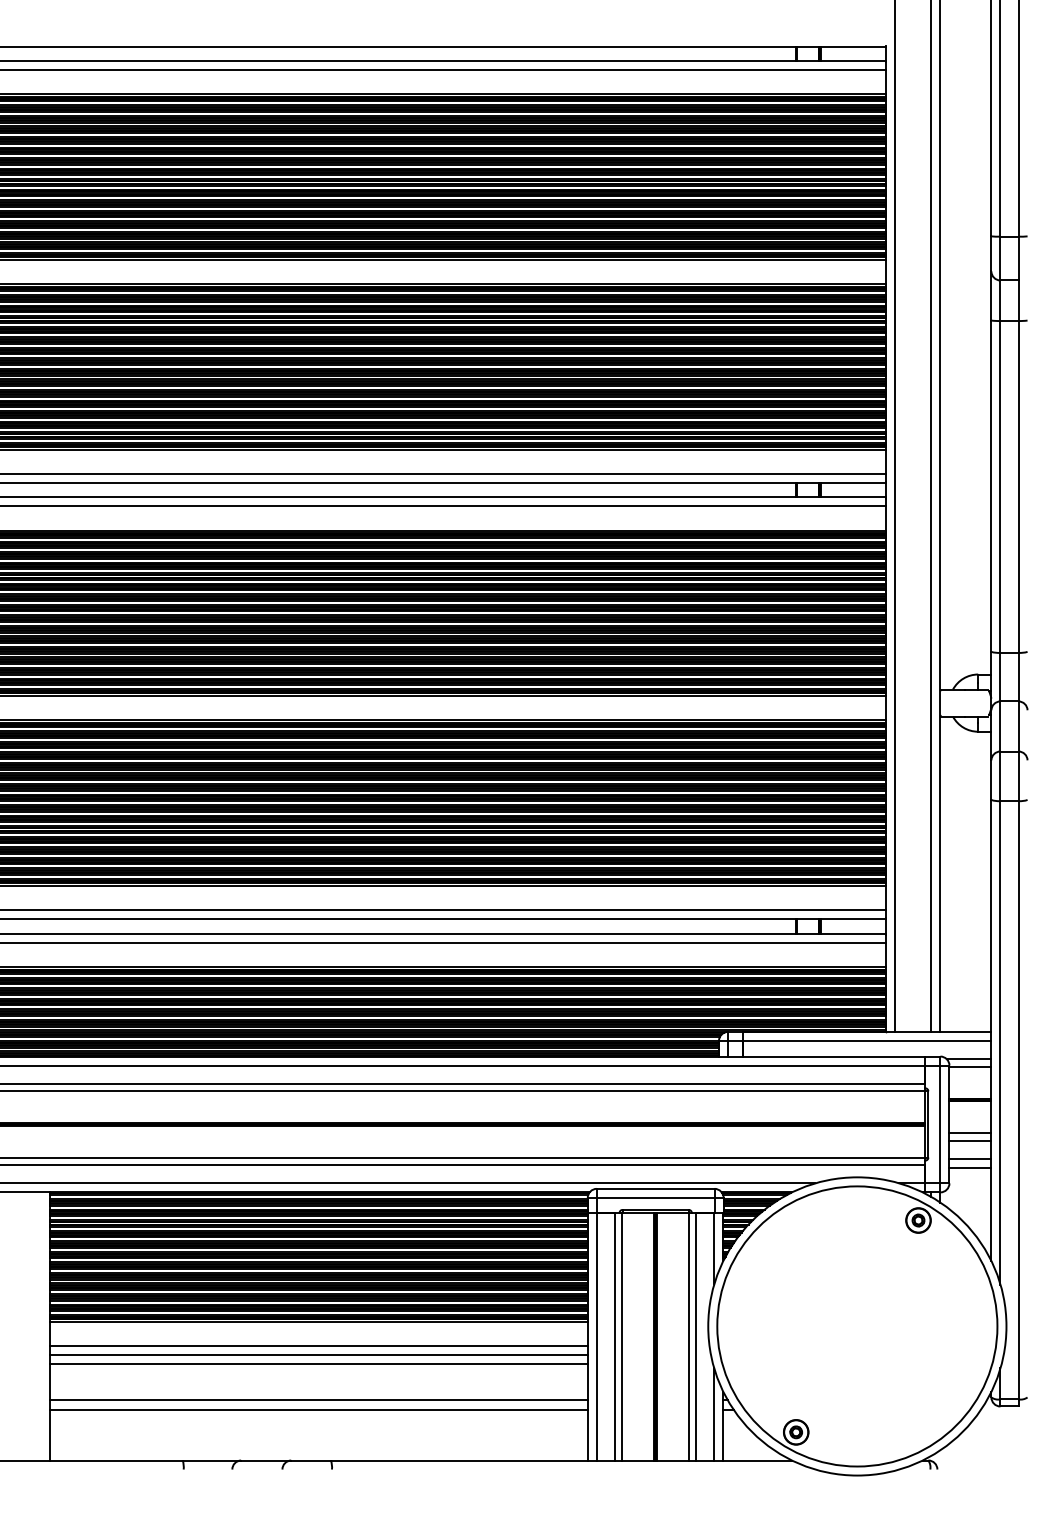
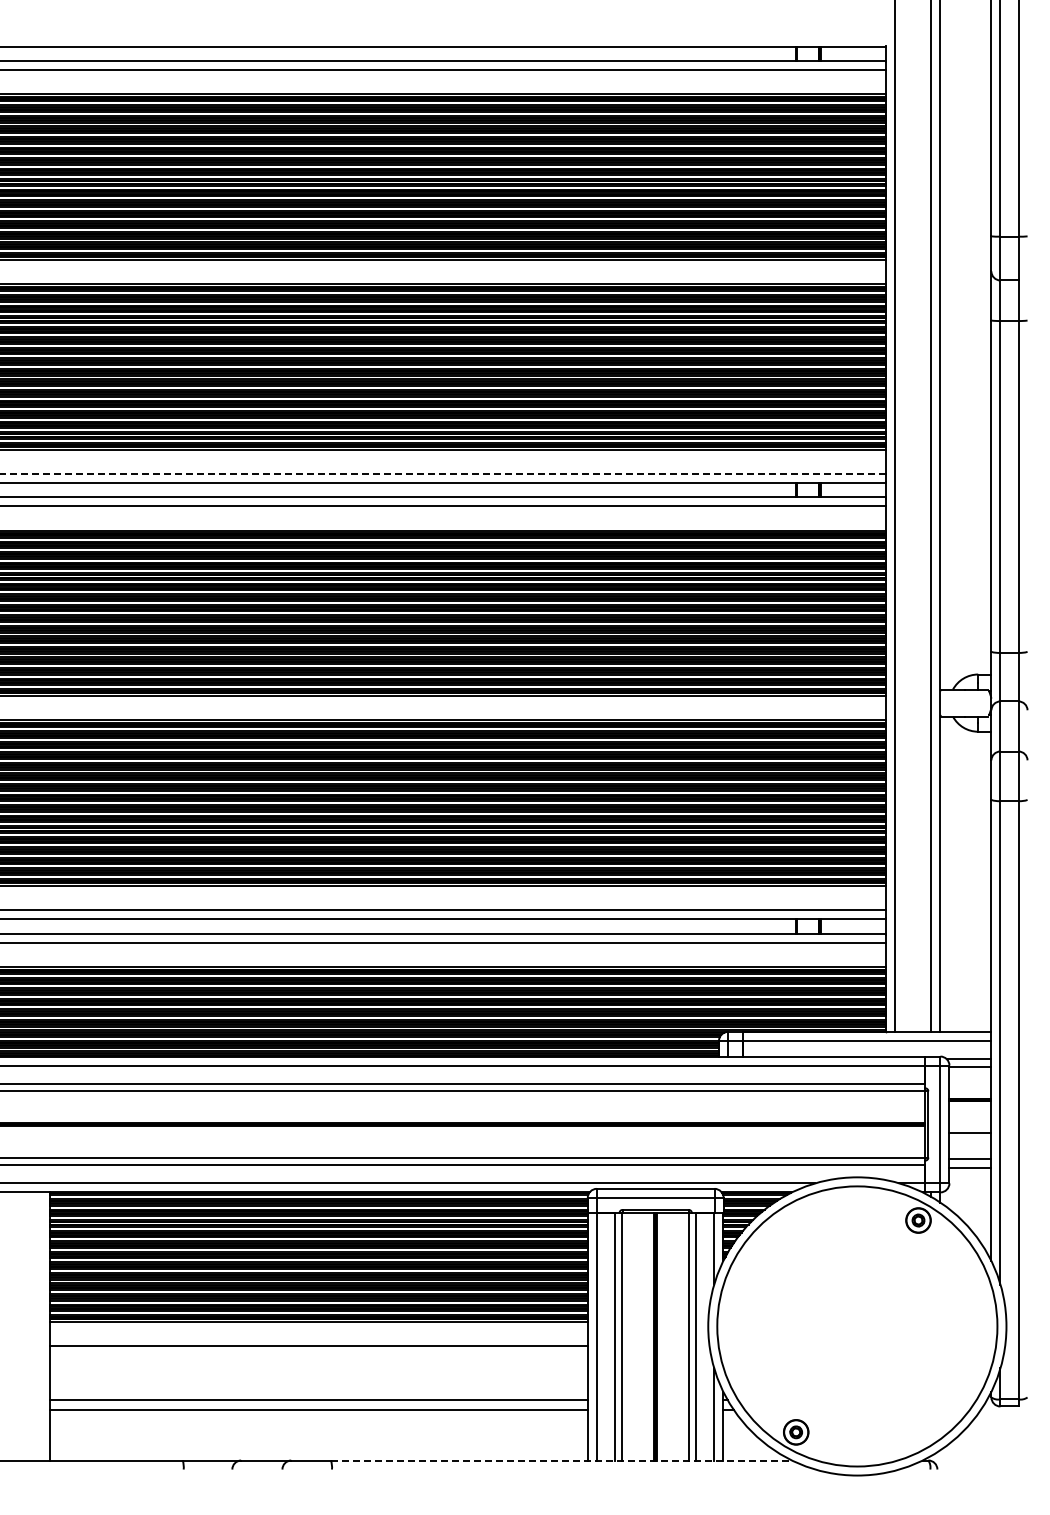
line: solid -> dashed (443, 473)
line: present -> none (970, 1140)
line: present -> none (318, 1355)
line: present -> none (318, 1364)
line: solid -> dashed (561, 1460)
